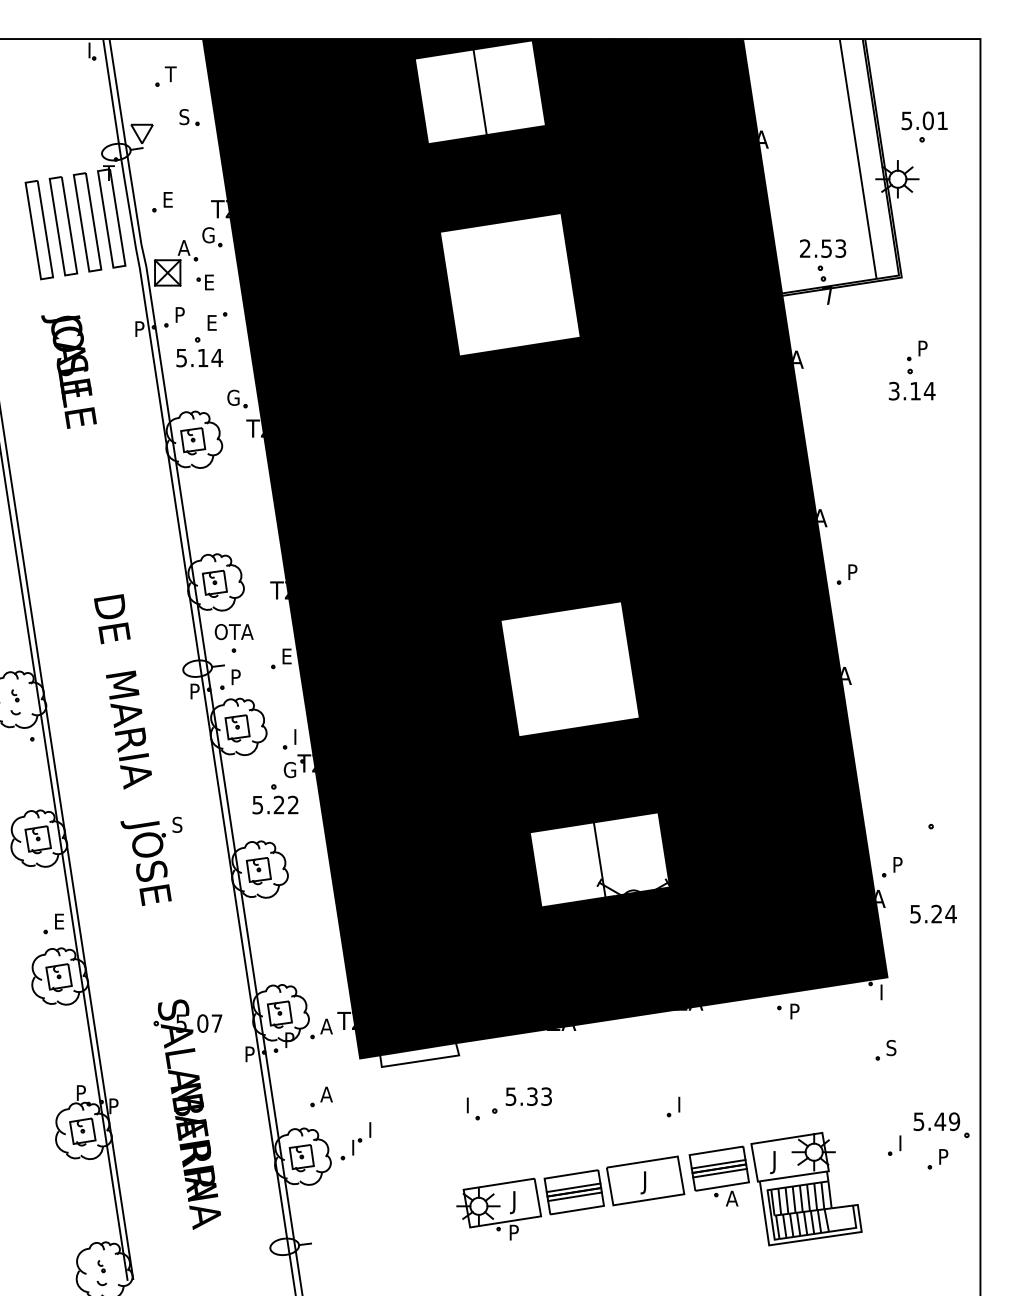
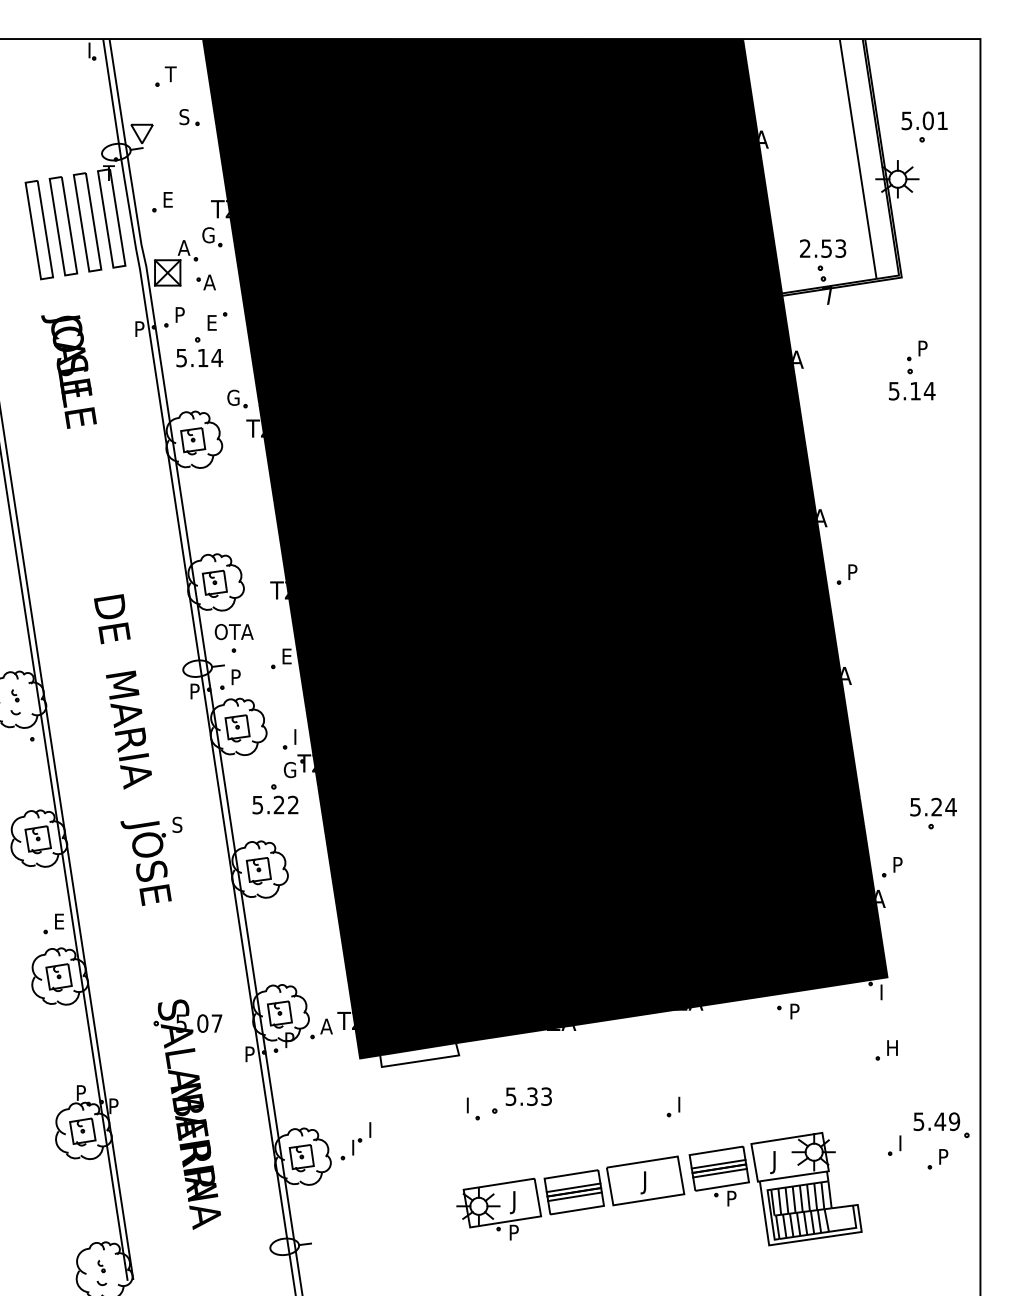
fill: none -> present (479, 92)
text: E -> A (209, 282)
fill: none -> present (509, 284)
text: 3.14 -> 5.14 (894, 390)
fill: none -> present (569, 669)
fill: none -> present (599, 859)
text position: (933, 913) -> (933, 806) (933, 806)
text: S -> H (891, 1048)
part: present -> none (321, 1096)
text: A -> P (731, 1198)
